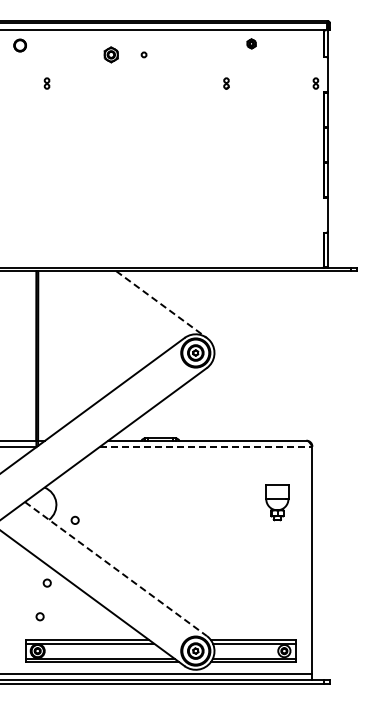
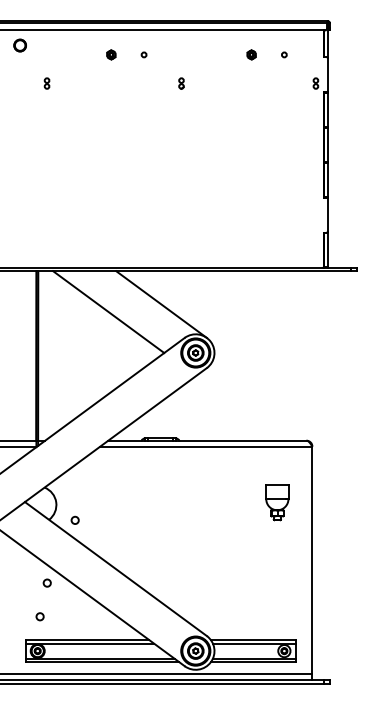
part position: (251, 43) -> (251, 54) (251, 54)
part size: 16x18 px -> 11x12 px (111, 54)
circle: none -> present (284, 54)
part position: (226, 83) -> (181, 83) (181, 83)
line: dashed -> solid (161, 304)
line: none -> present (108, 312)
line: dashed -> solid (206, 446)
line: dashed -> solid (115, 569)
